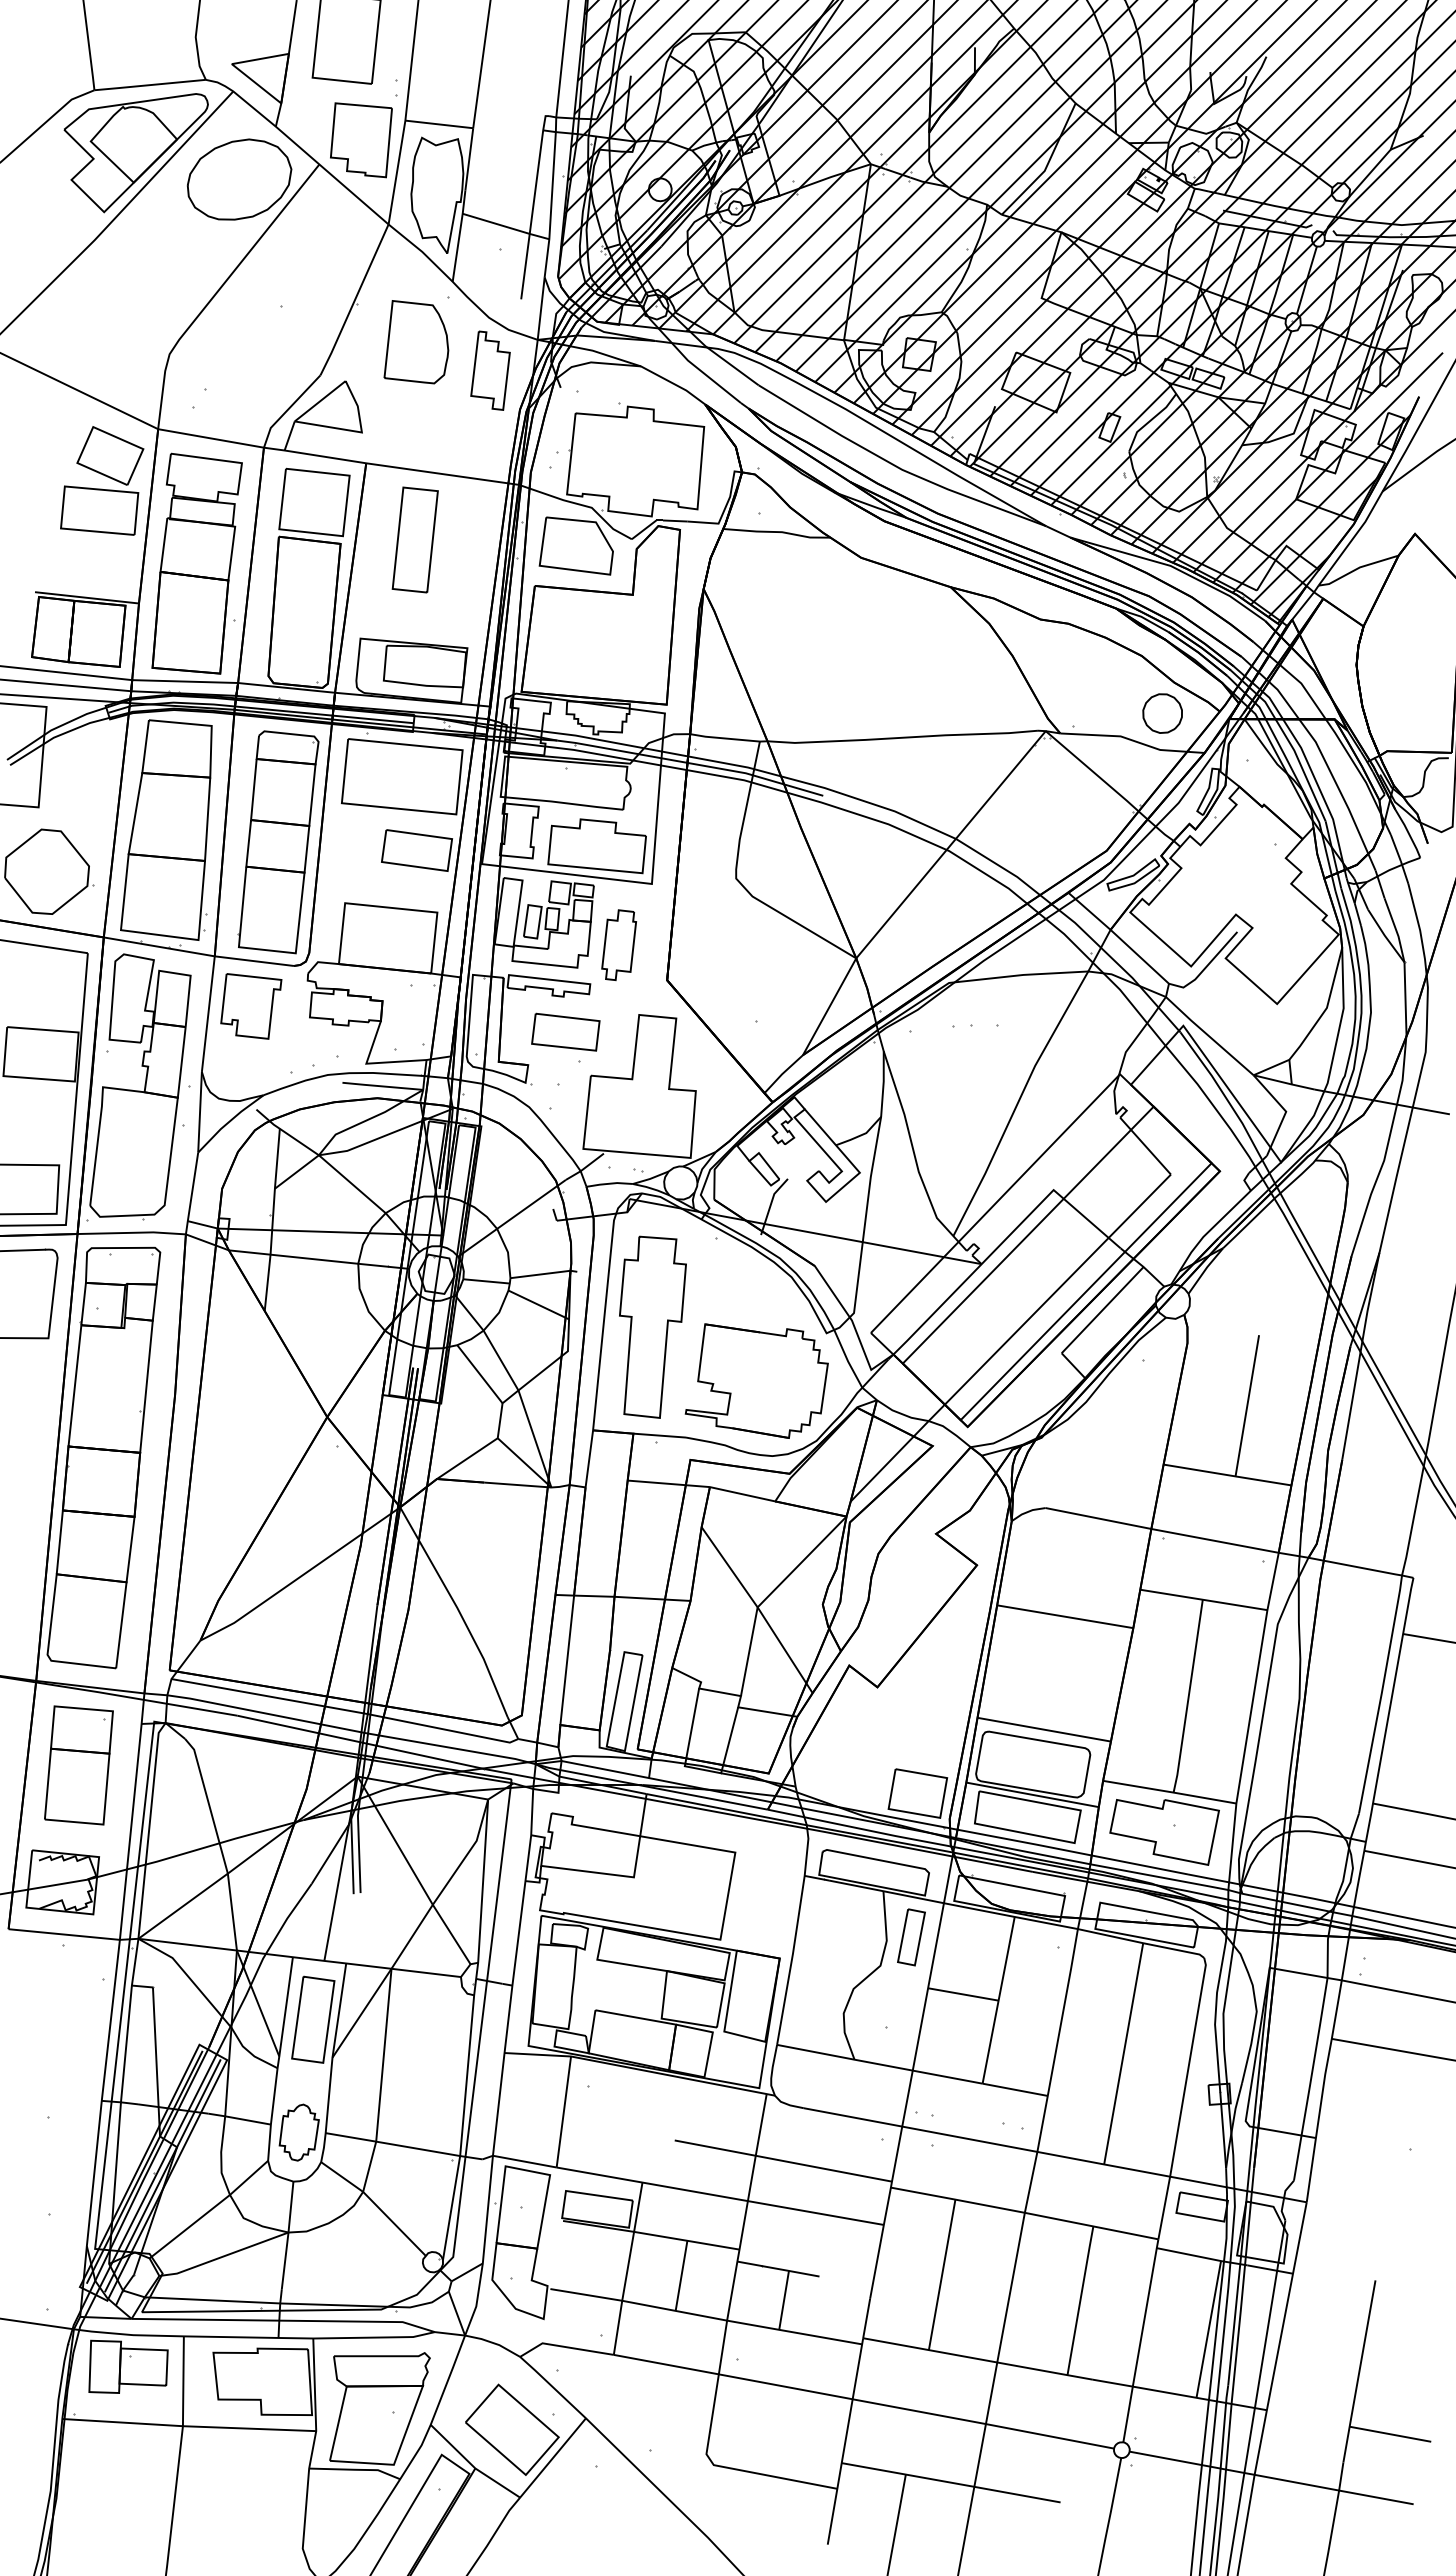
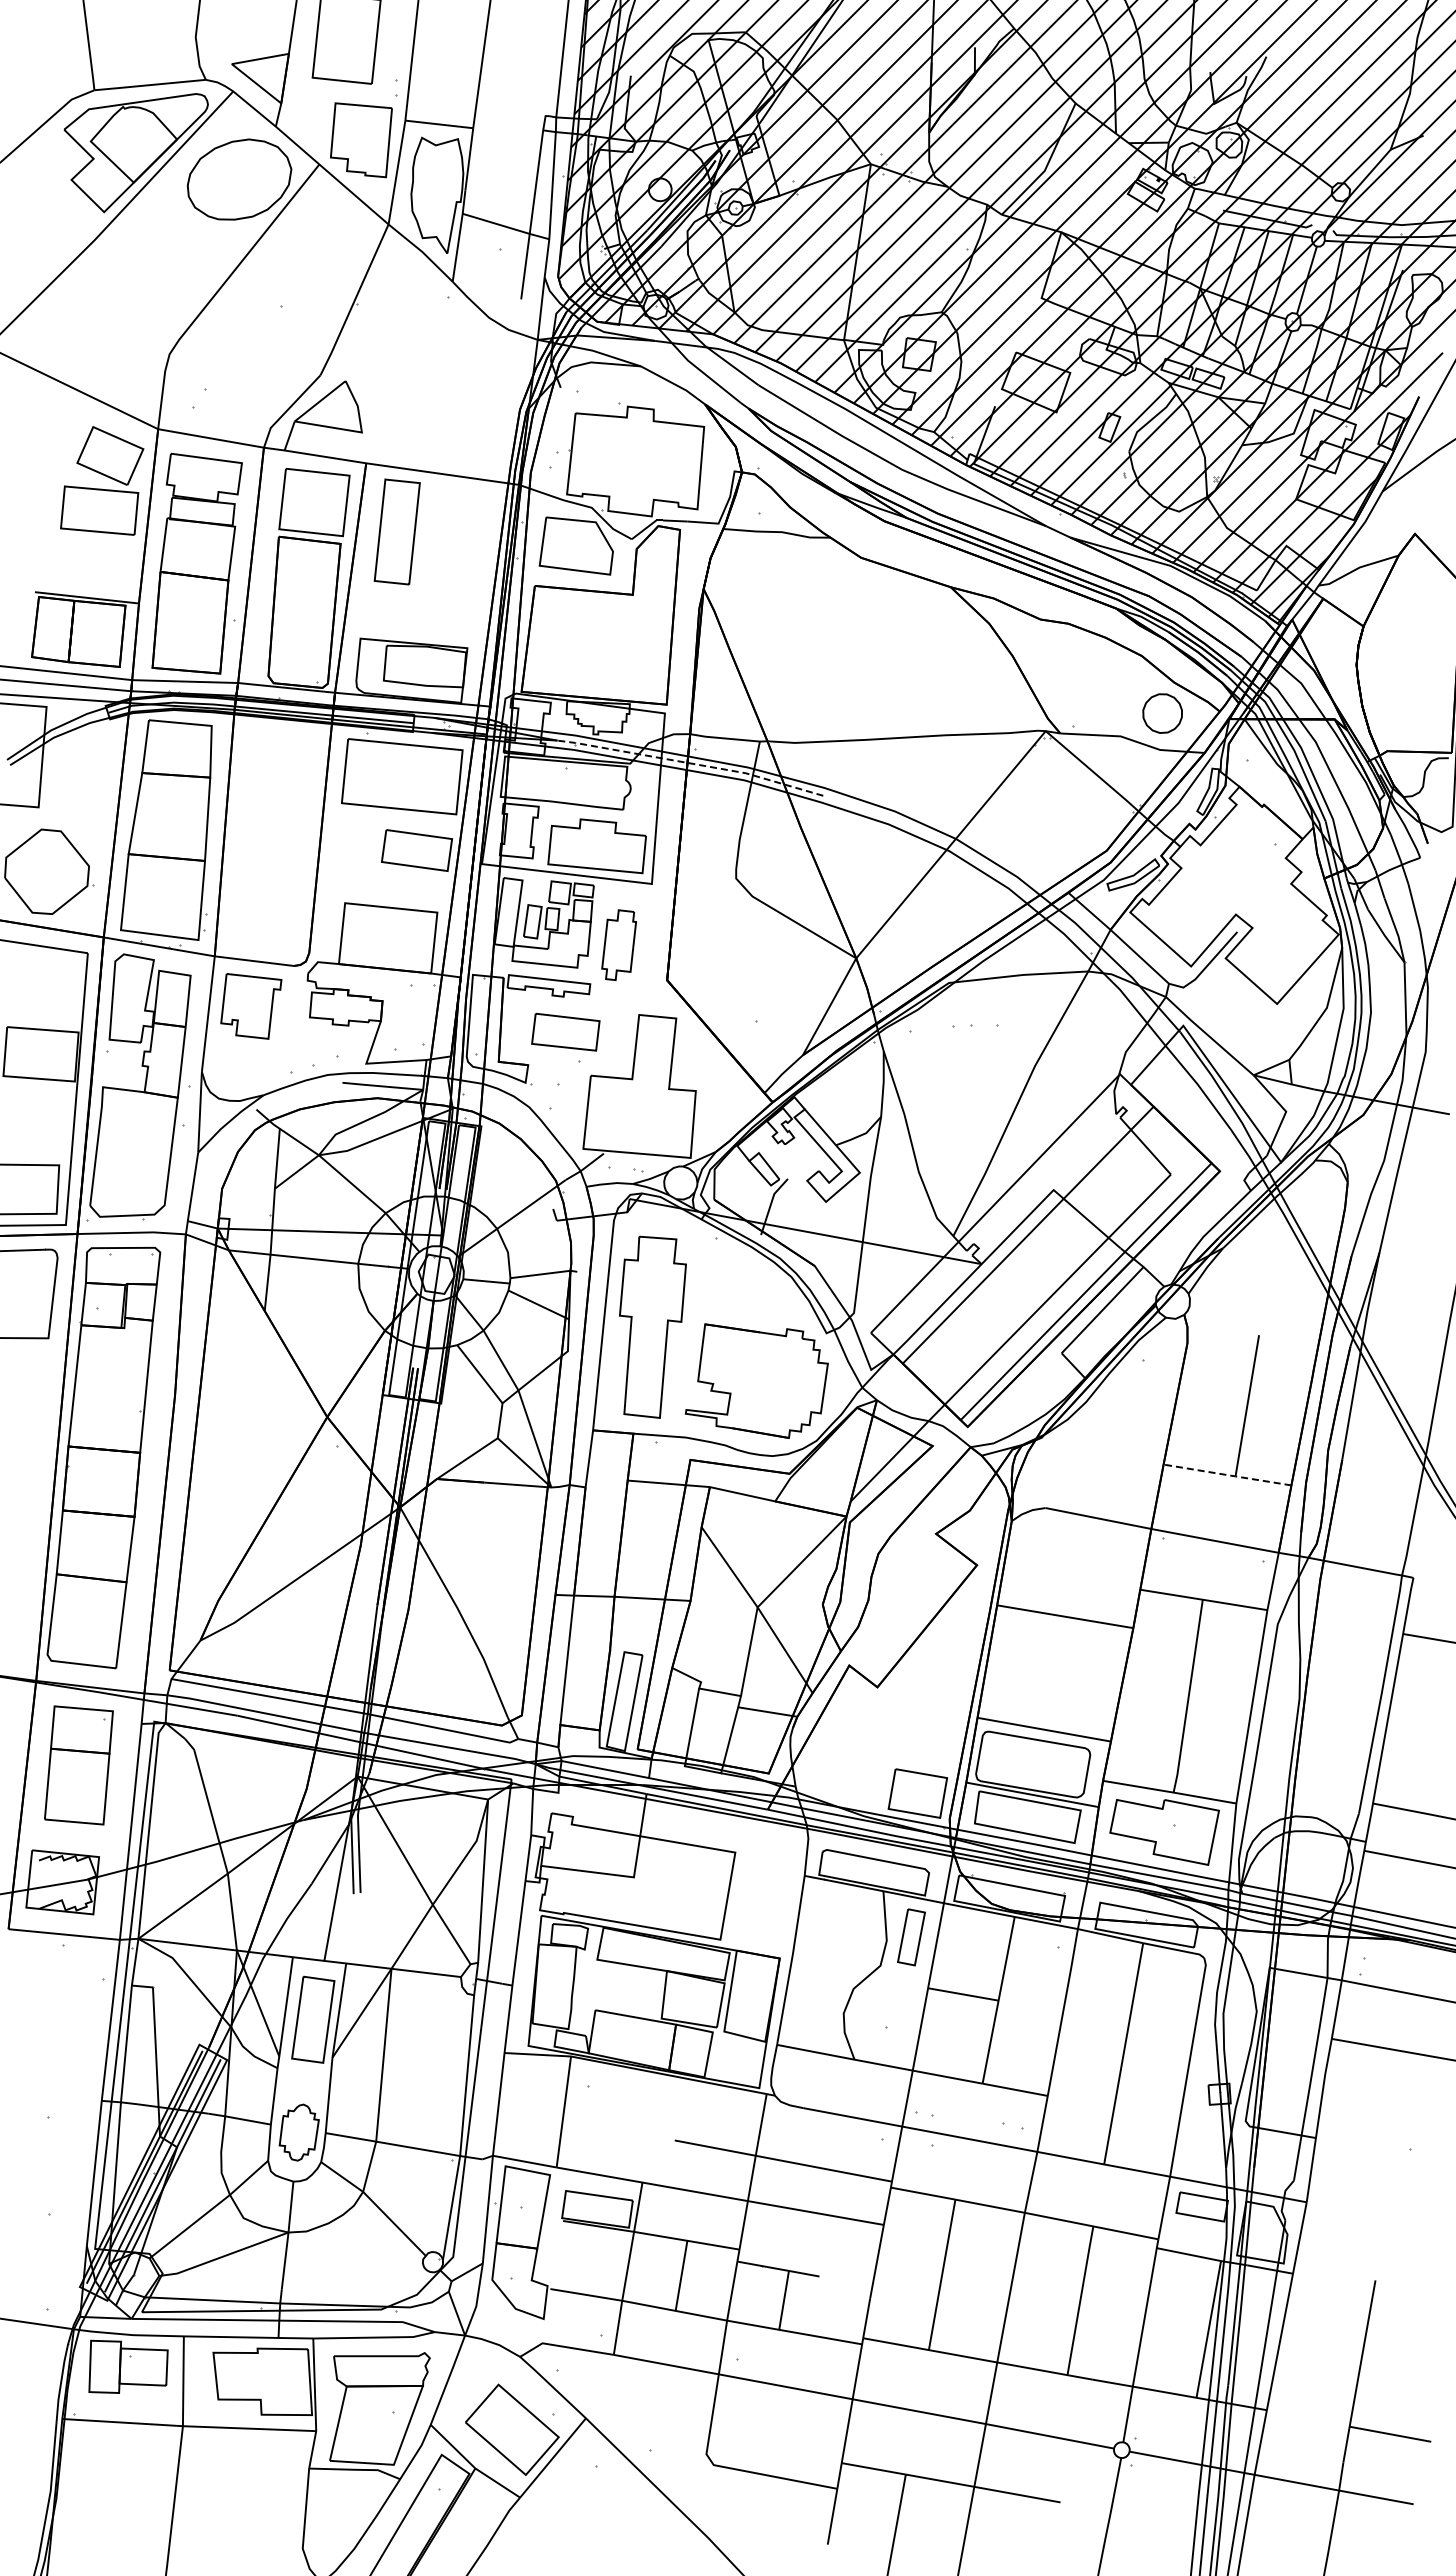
part: present -> none (416, 342)
part: present -> none (490, 370)
part position: (414, 539) -> (396, 531) (396, 531)
line: solid -> dashed (691, 763)
part: present -> none (278, 842)
line: solid -> dashed (1227, 1475)
